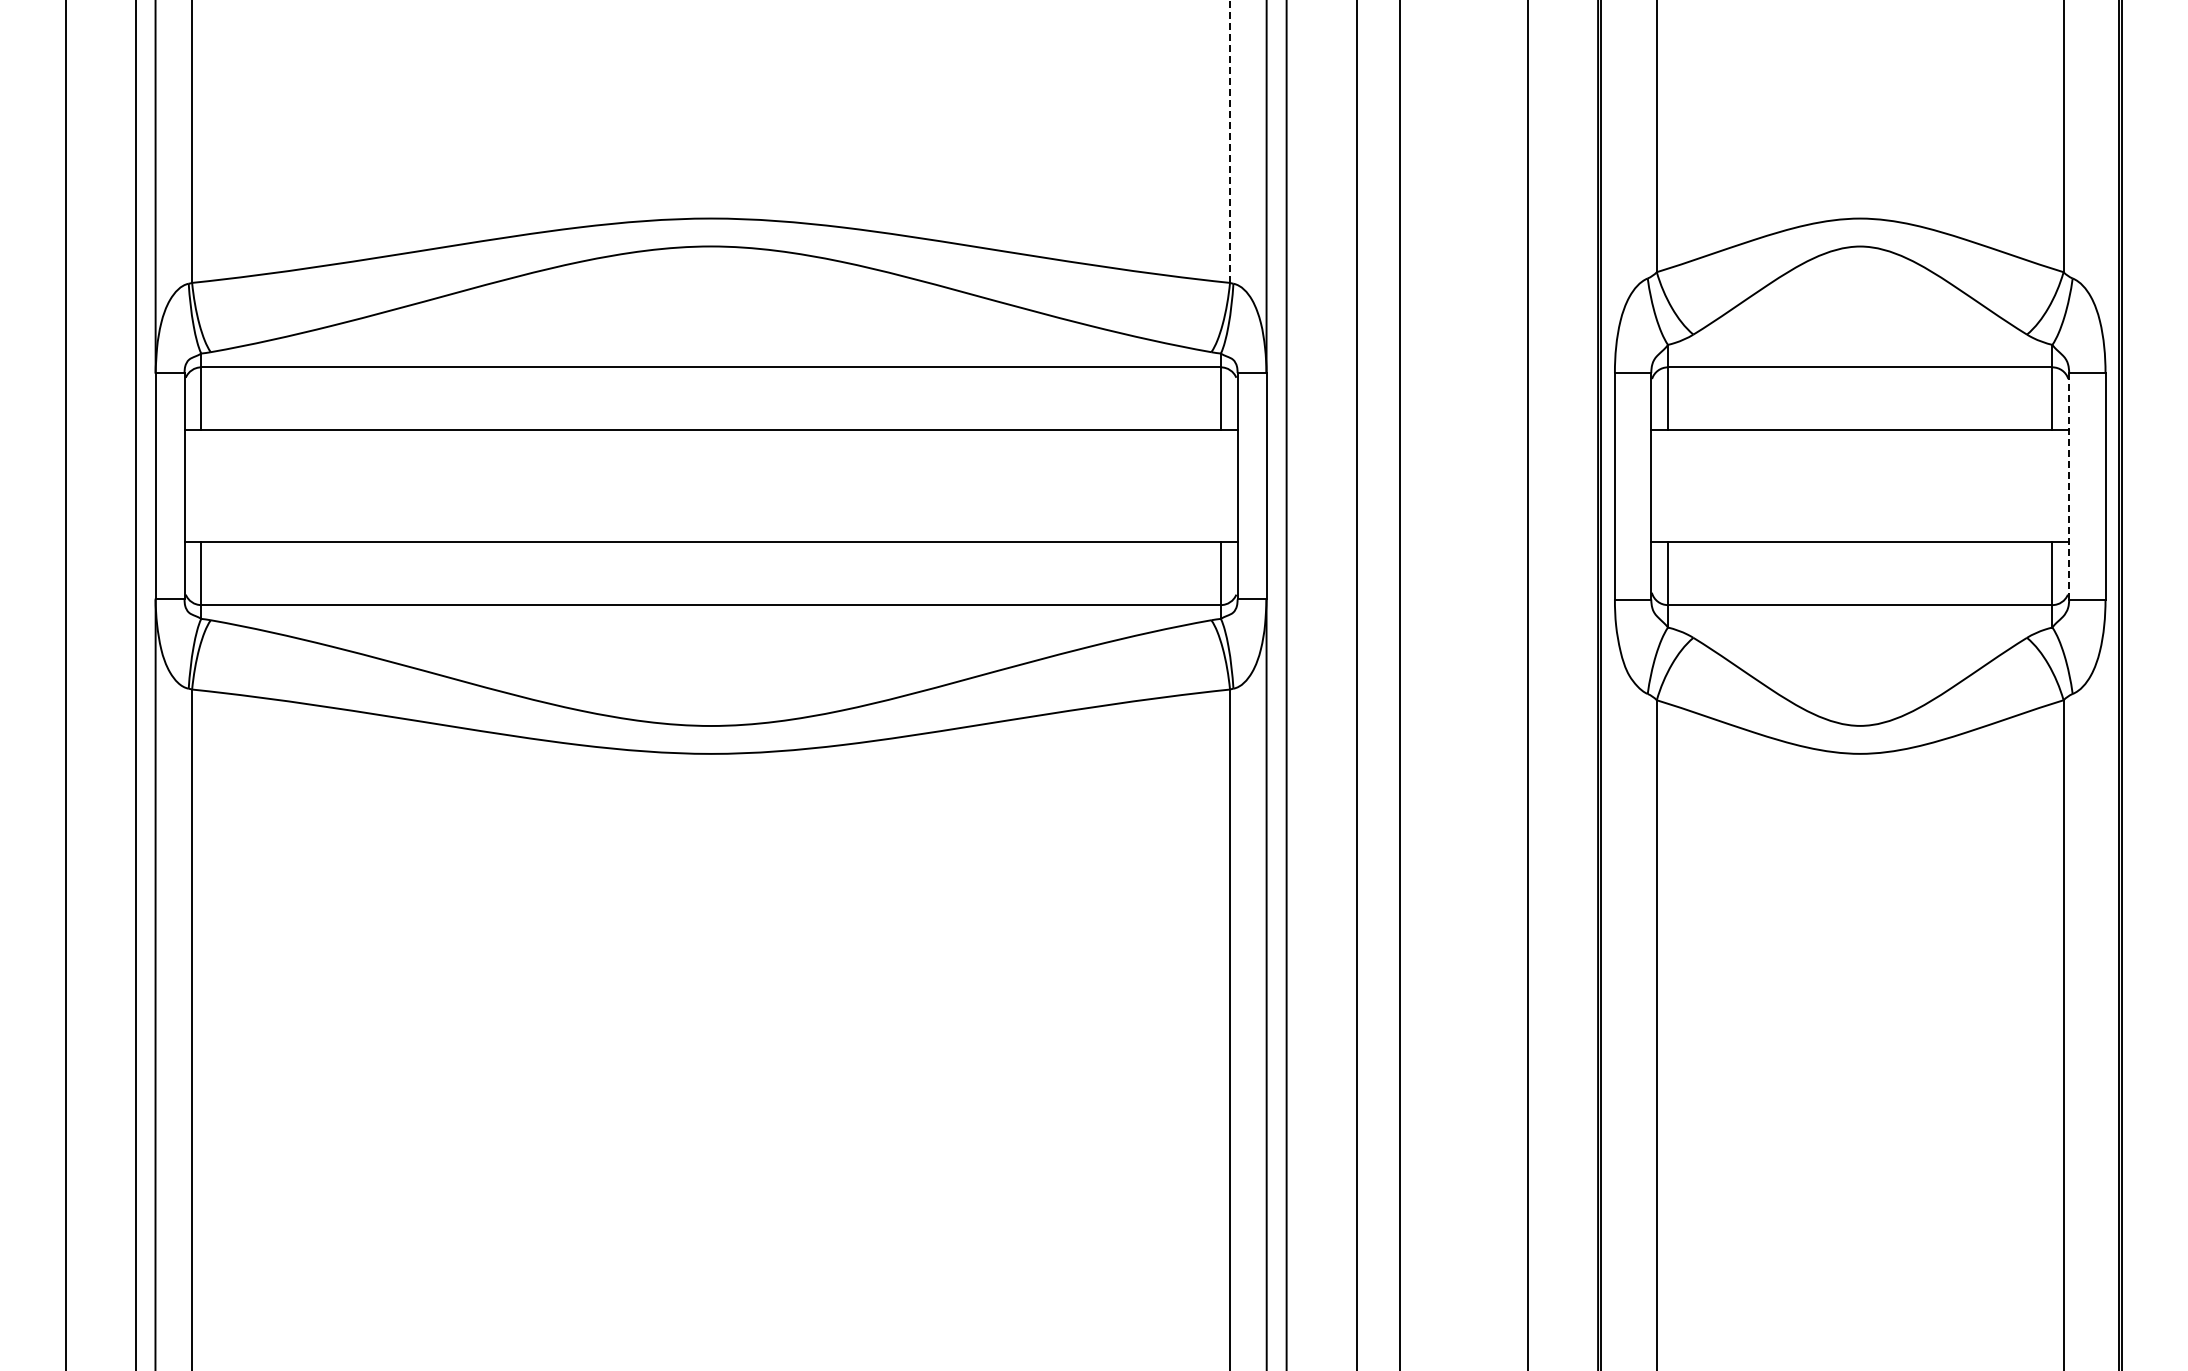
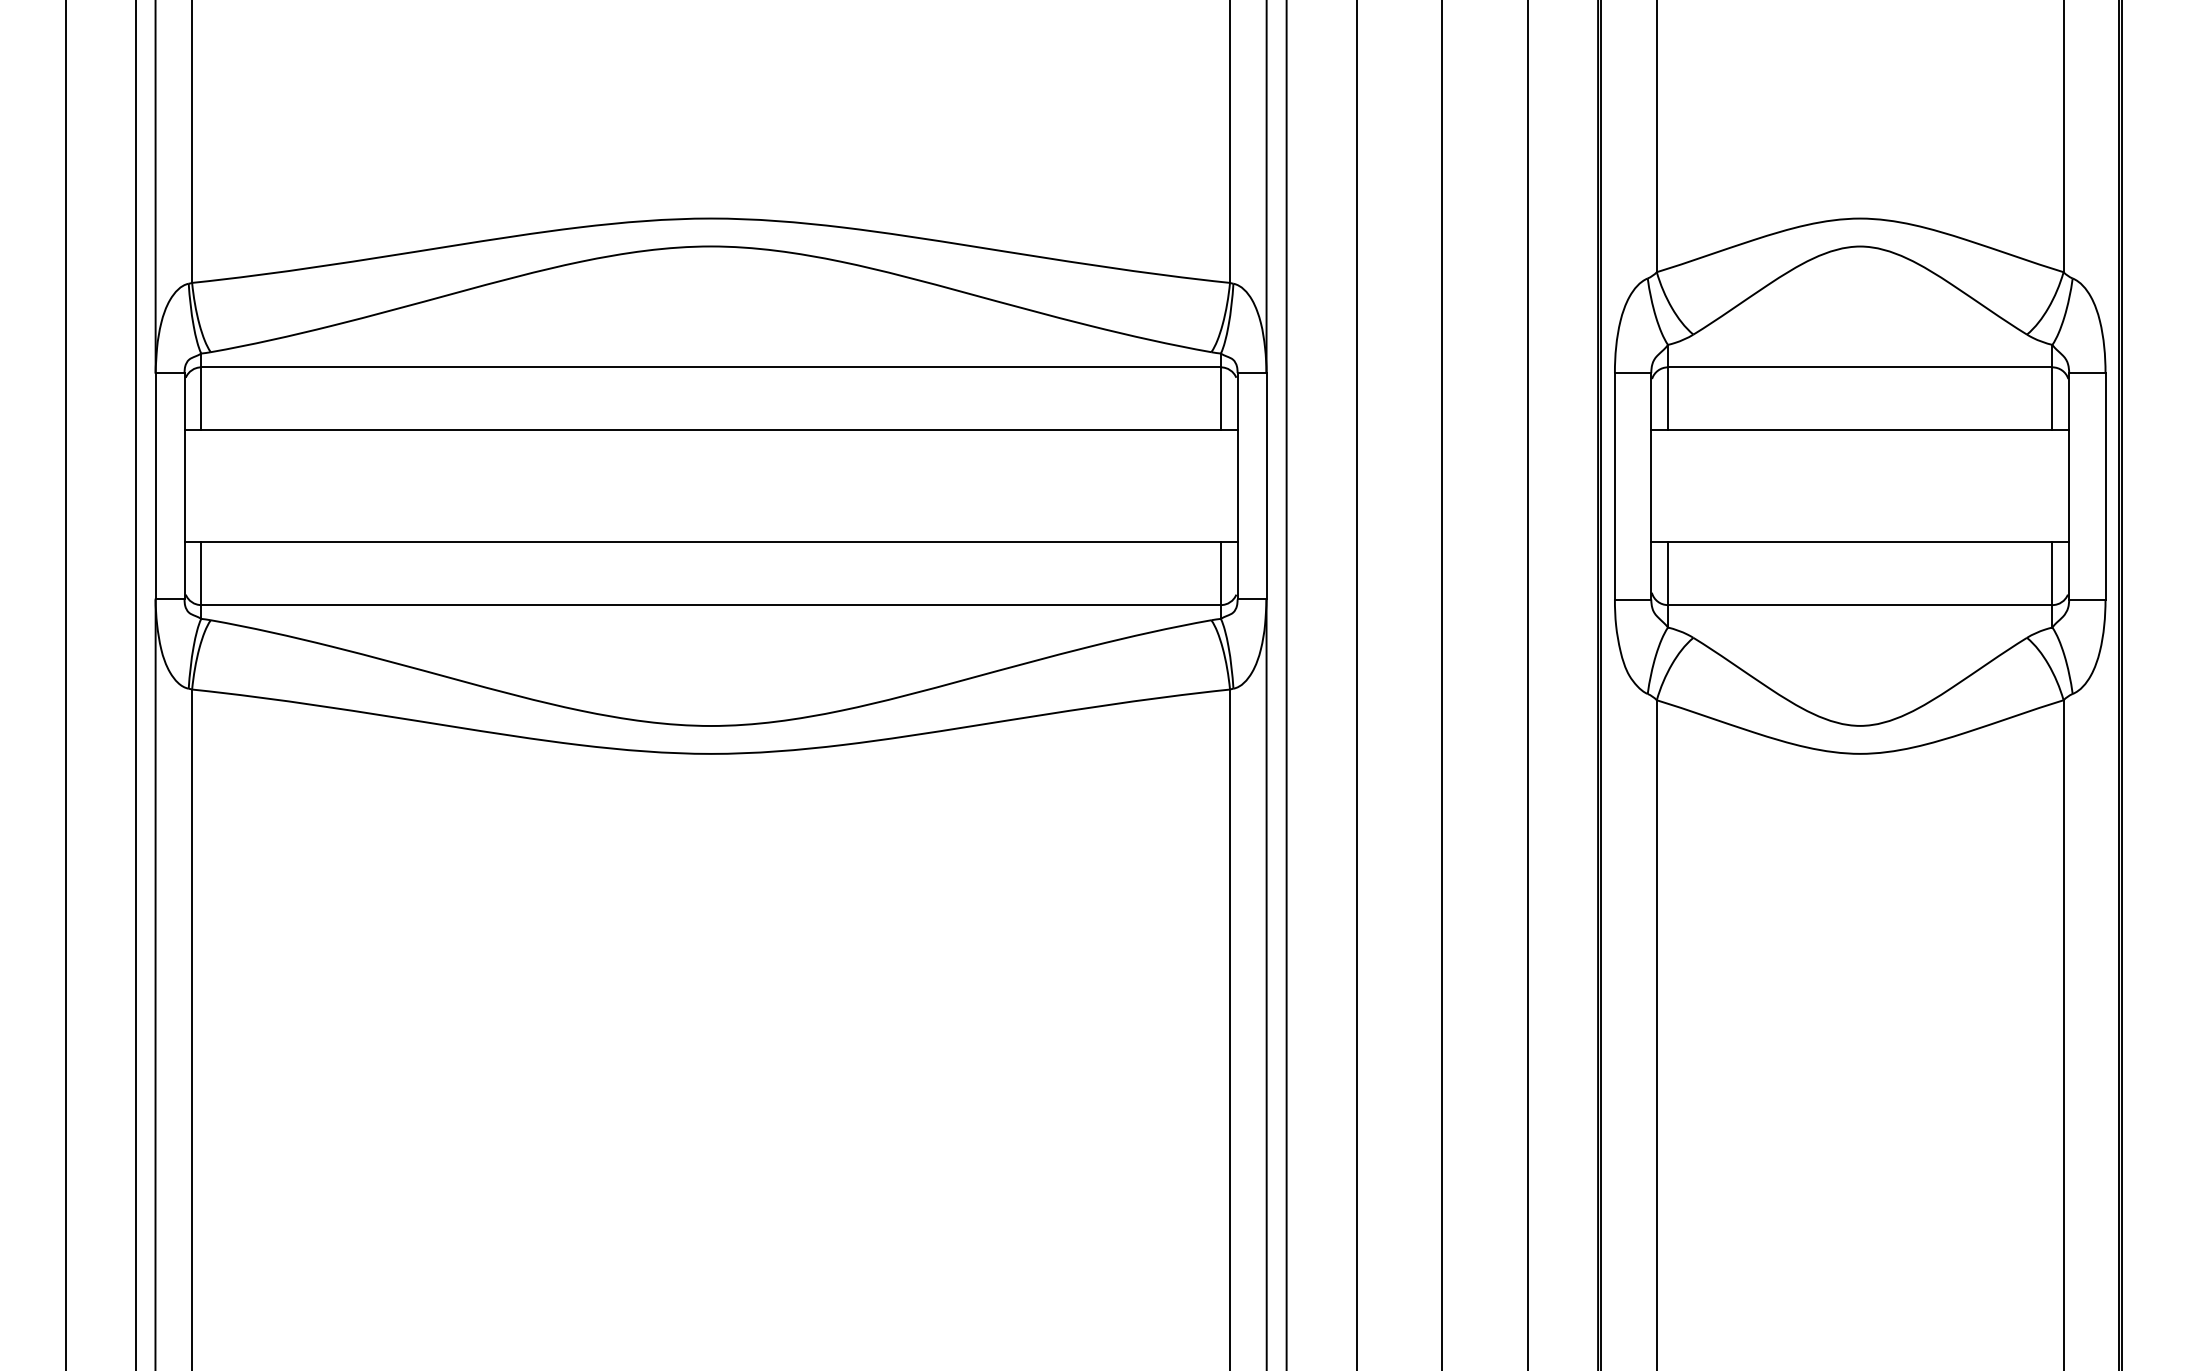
line: dashed -> solid (1230, 141)
line: dashed -> solid (2069, 486)
line position: (1400, 684) -> (1442, 684) (1442, 684)
